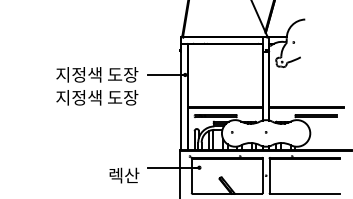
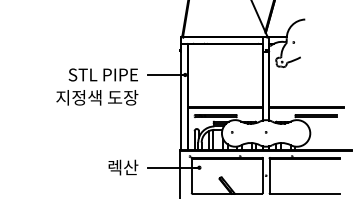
text: 지정색 도장 -> STL PIPE (97, 74)
text position: (124, 175) -> (123, 167) (123, 167)
